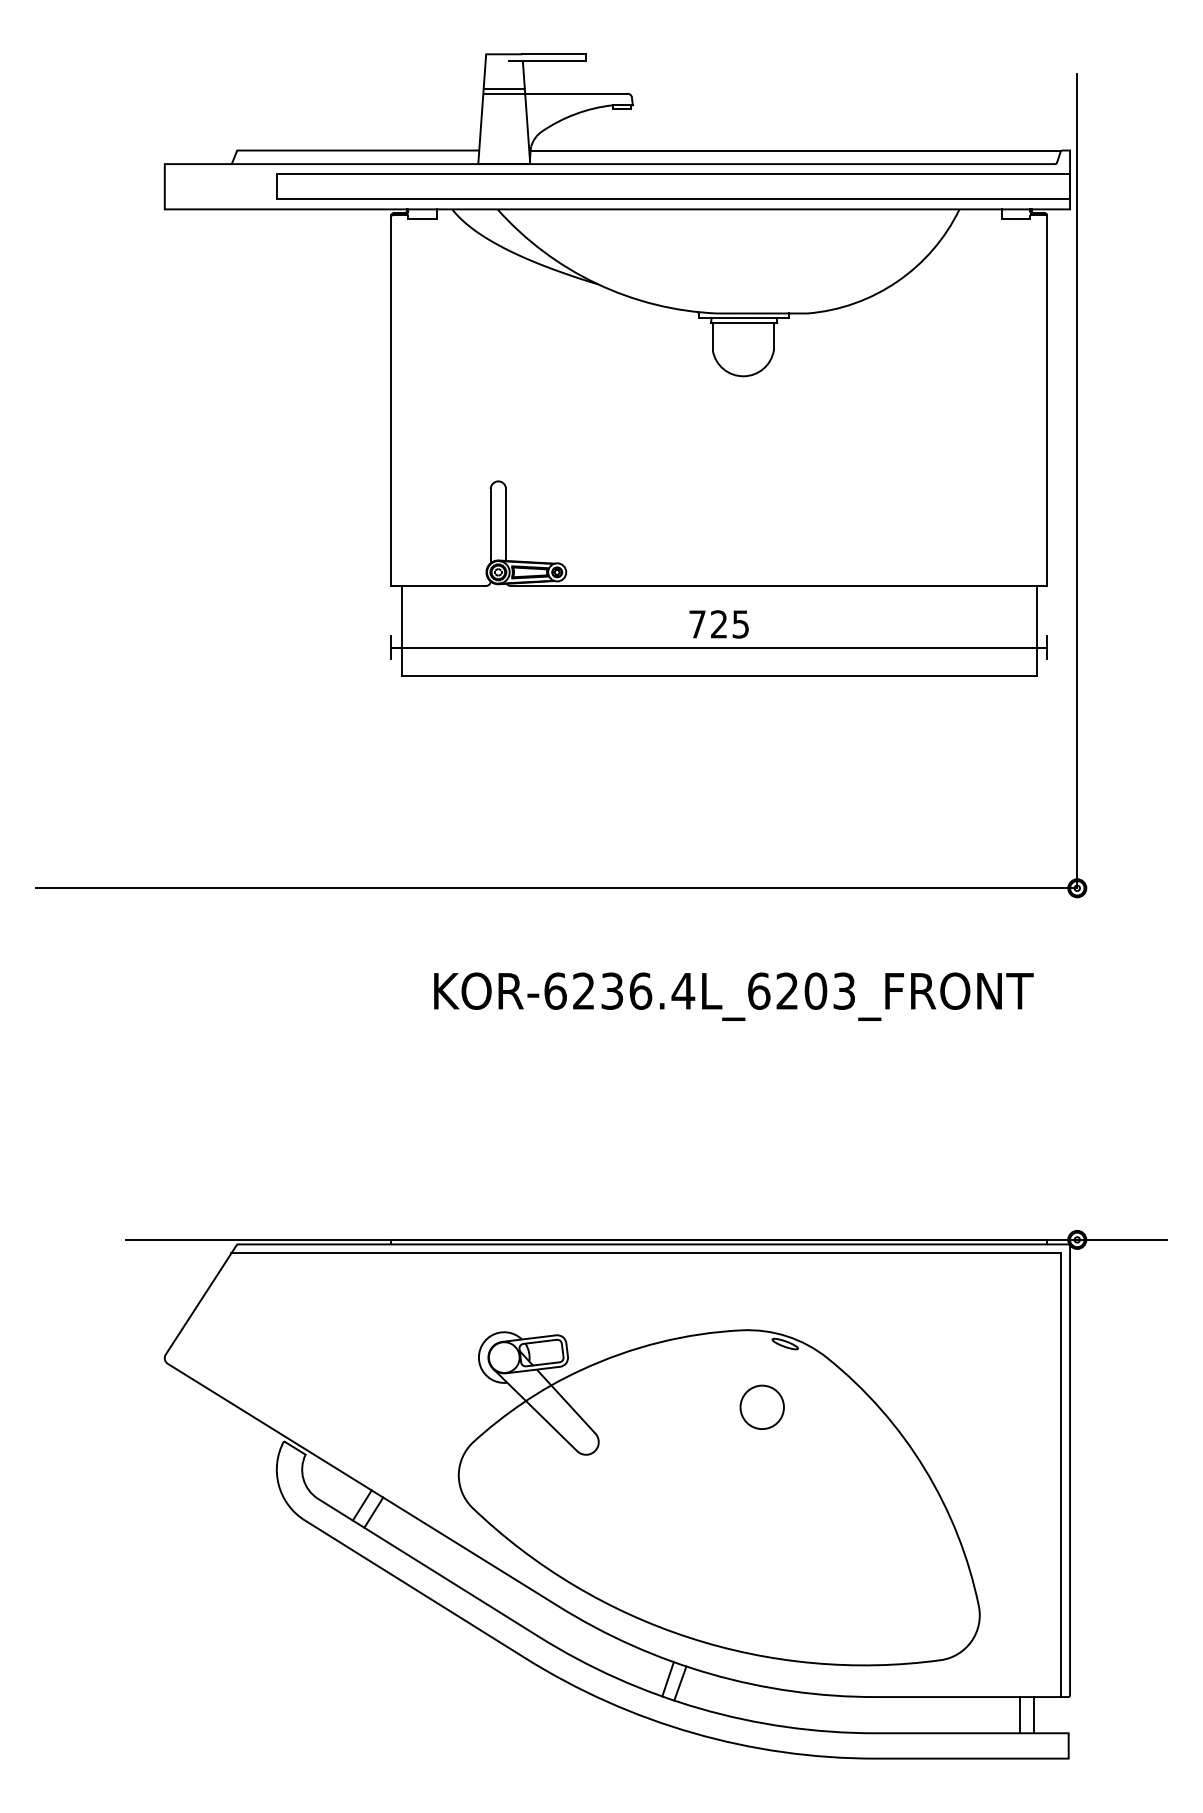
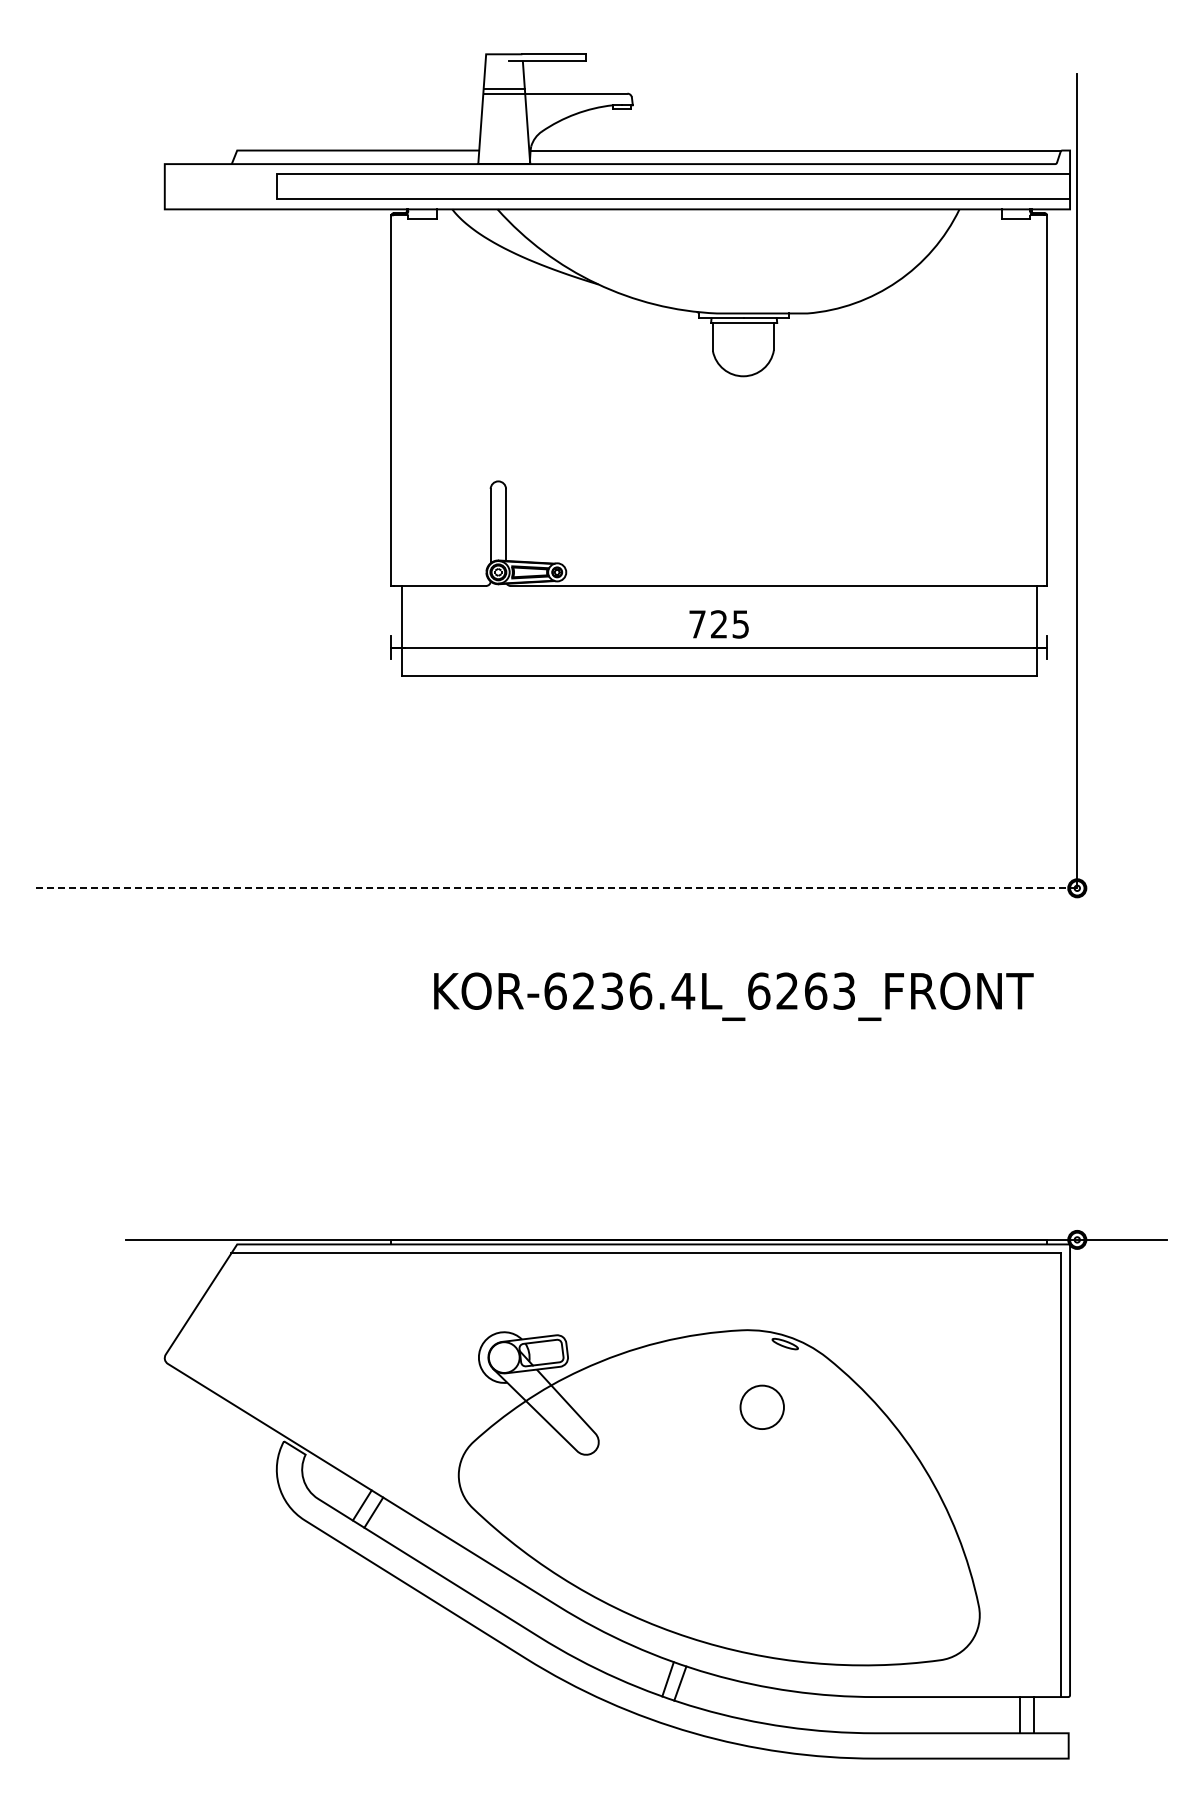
line: solid -> dashed (556, 888)
text: KOR-6236.4L_6203_FRONT -> KOR-6236.4L_6263_FRONT (815, 990)
